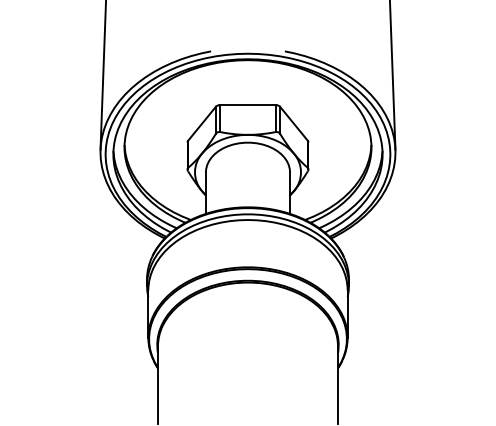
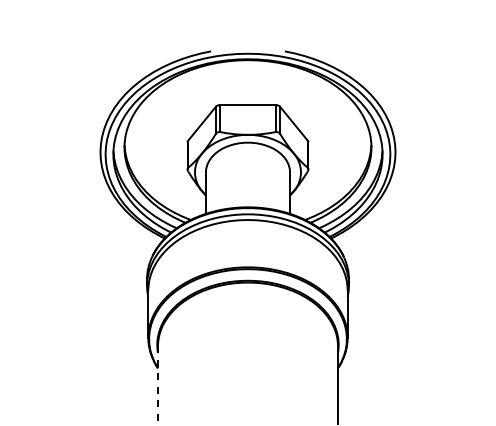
line: present -> none (102, 75)
line: present -> none (392, 75)
line: solid -> dashed (158, 384)
